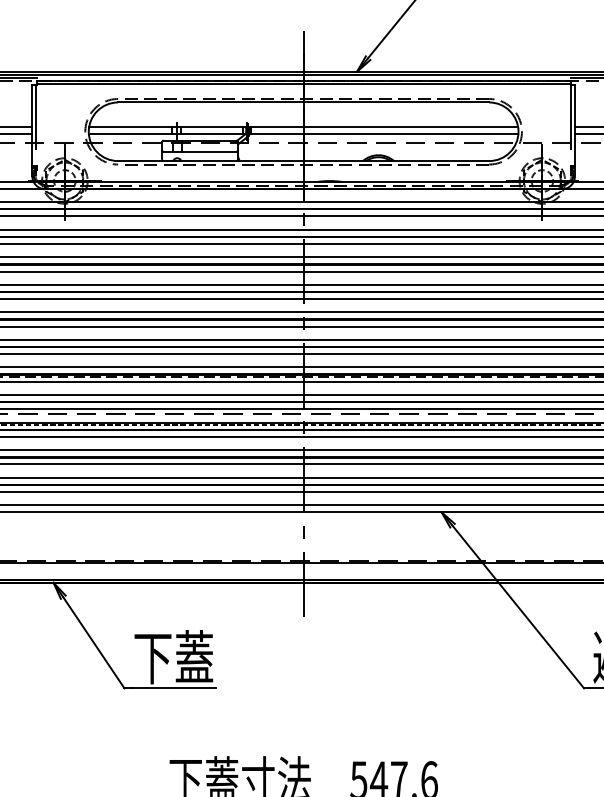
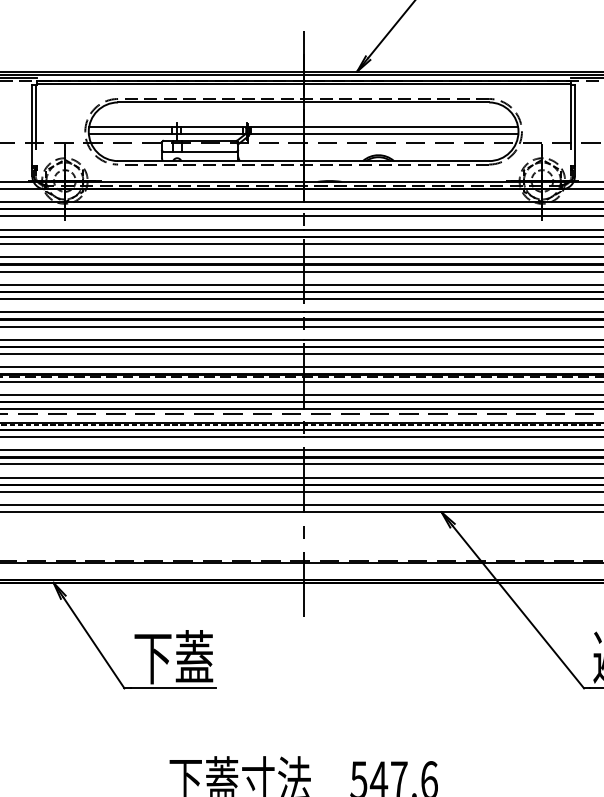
line: present -> none (17, 126)
line: present -> none (587, 126)
line: present -> none (17, 133)
line: present -> none (587, 133)
